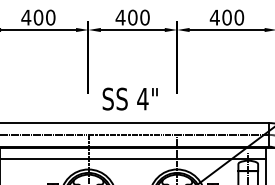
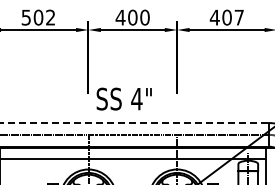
text: 400 -> 502 (38, 17)
text: 400 -> 407 (239, 17)
text position: (129, 98) -> (123, 98) (123, 98)
line: solid -> dashed (135, 123)
